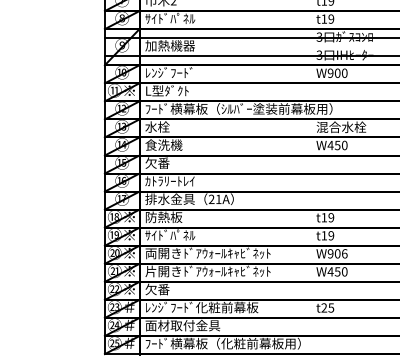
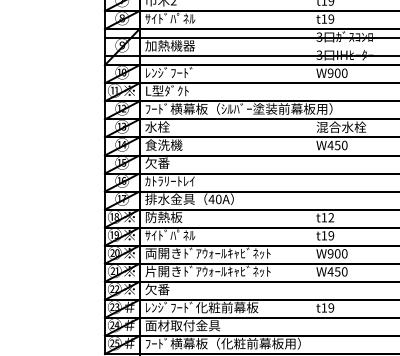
text: 21A -> 40A (214, 199)
text: t19 -> t12 (331, 217)
text: W906 -> W900 (344, 253)
text: t25 -> t19 (327, 307)
